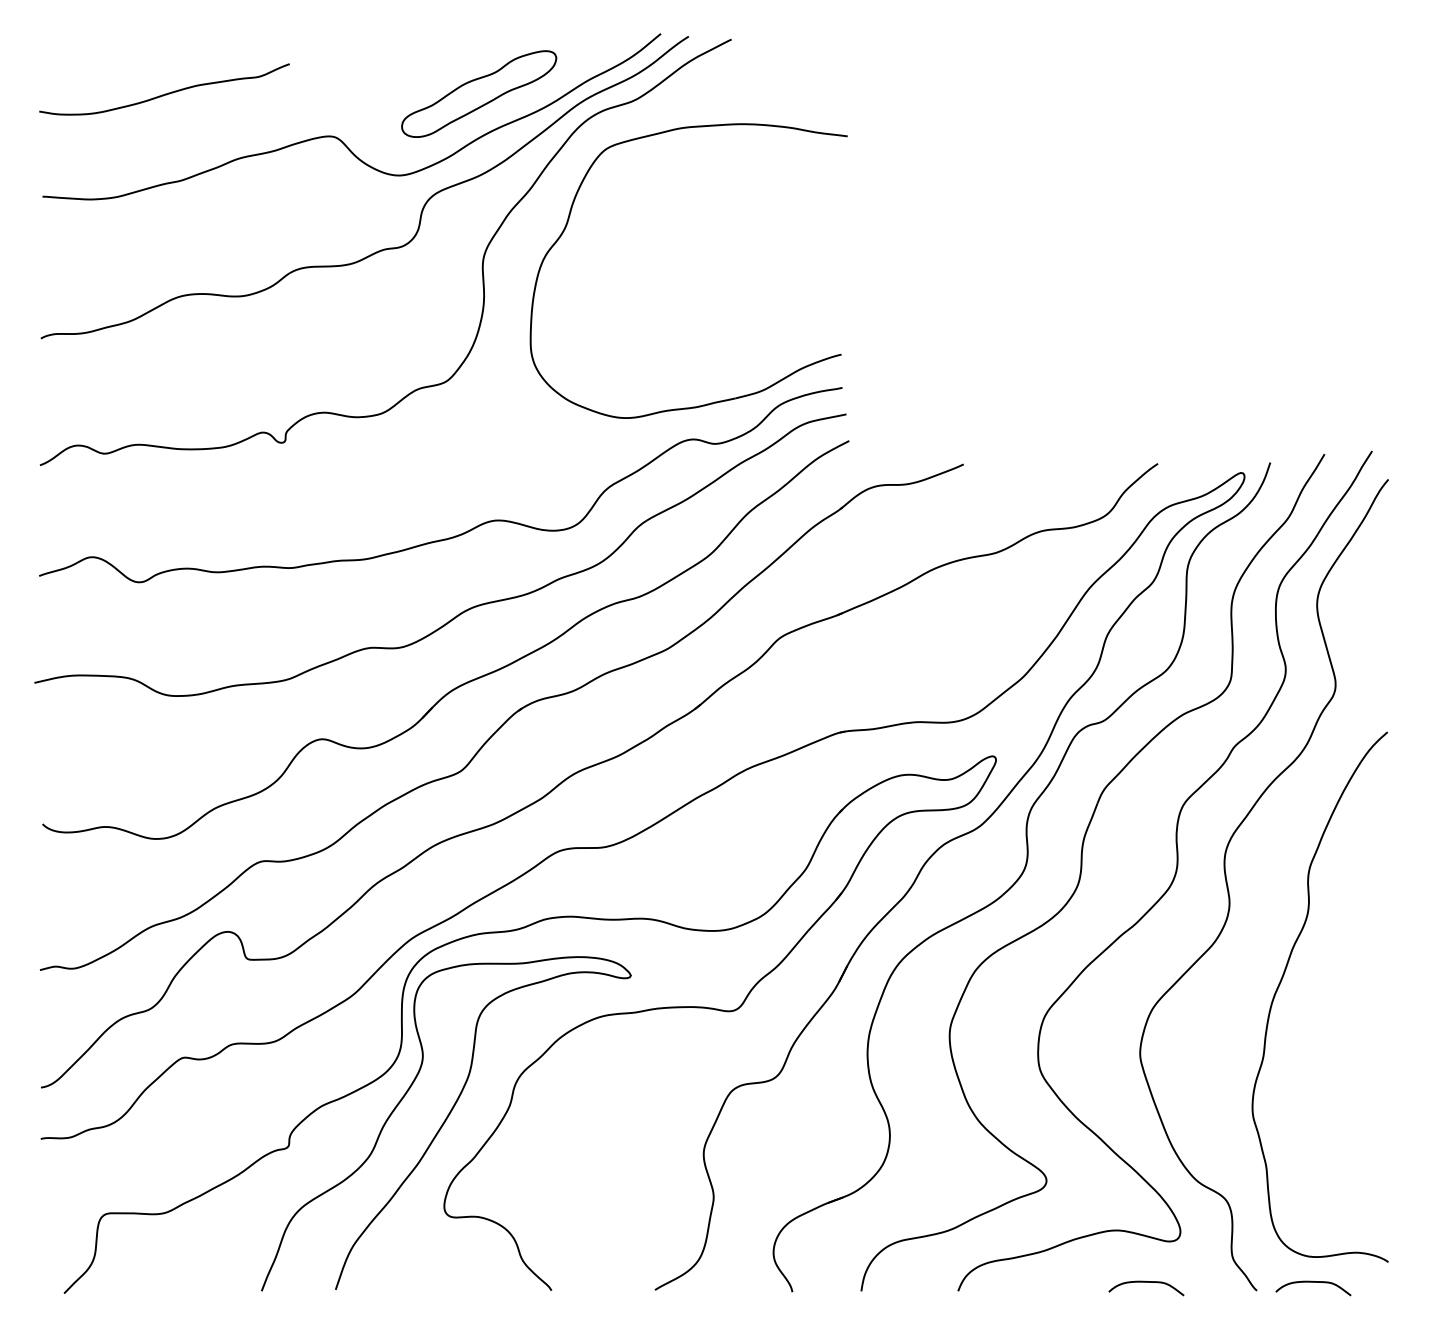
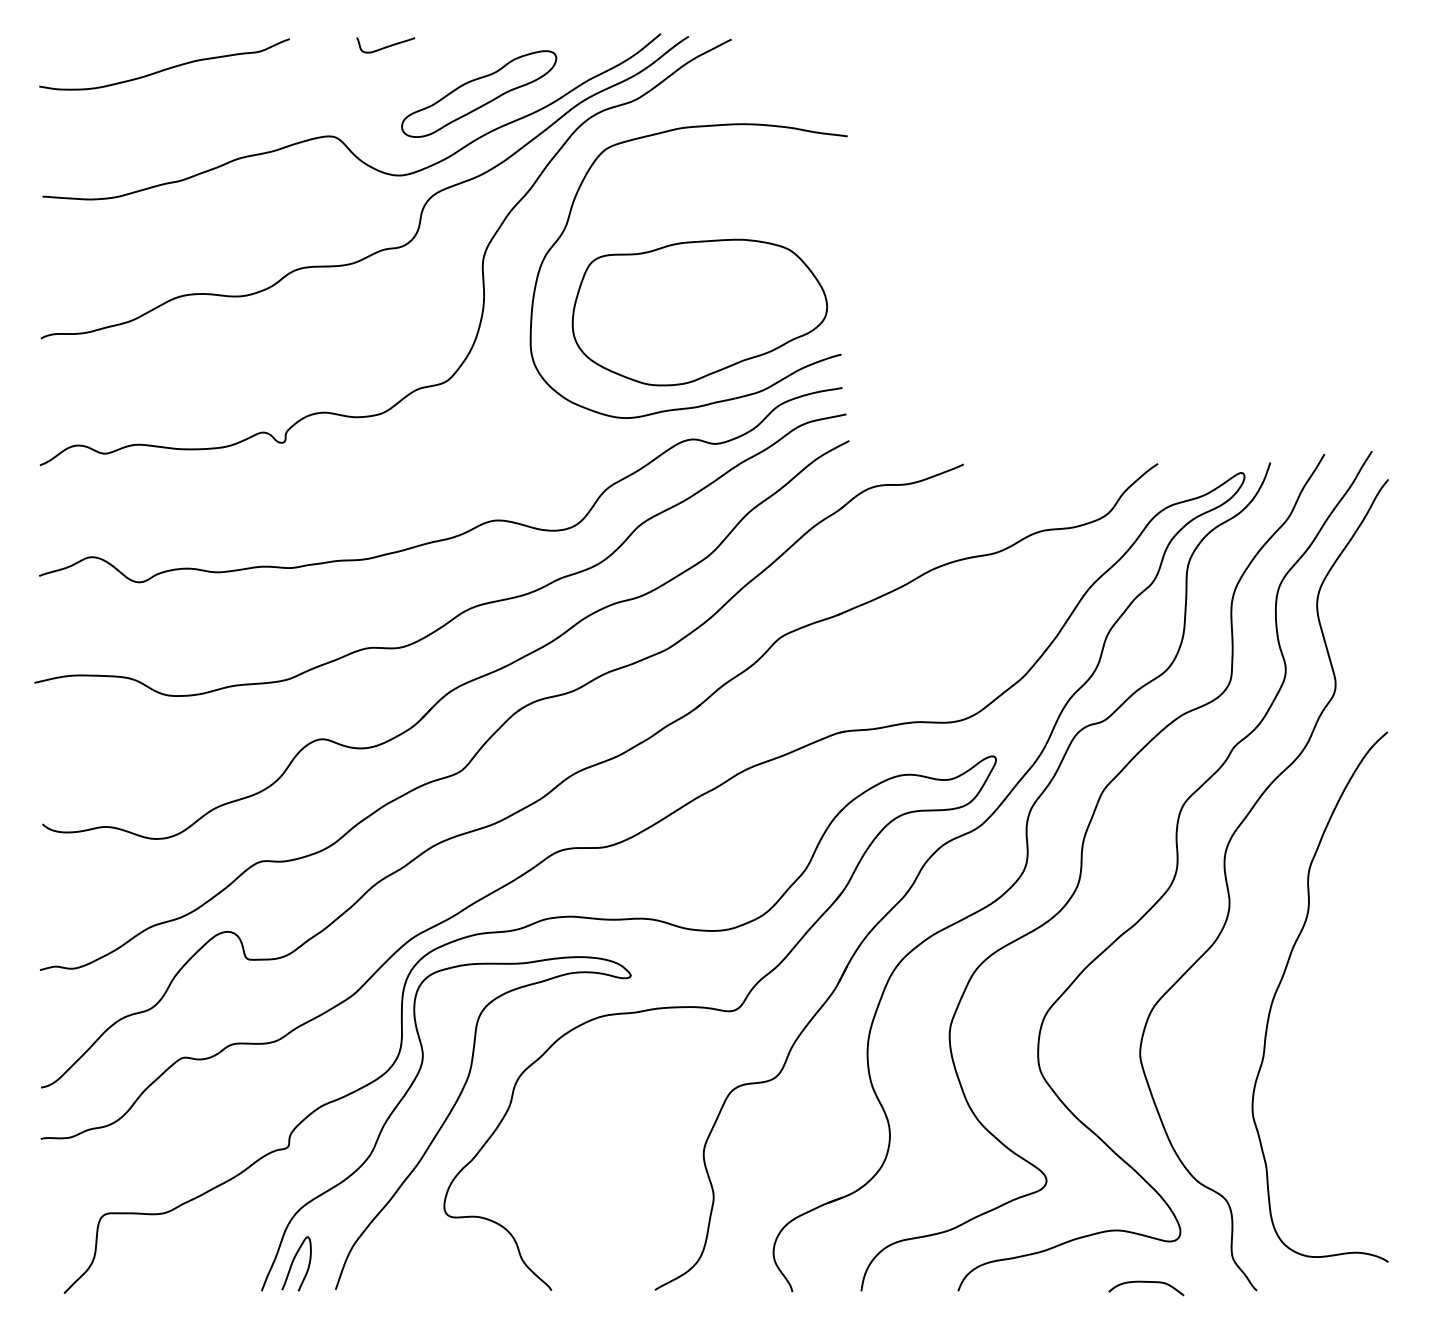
curve: none -> present (385, 46)
curve position: (165, 93) -> (165, 68) (165, 68)
part: none -> present (699, 312)
curve: none -> present (293, 1262)
curve: present -> none (1313, 1282)
